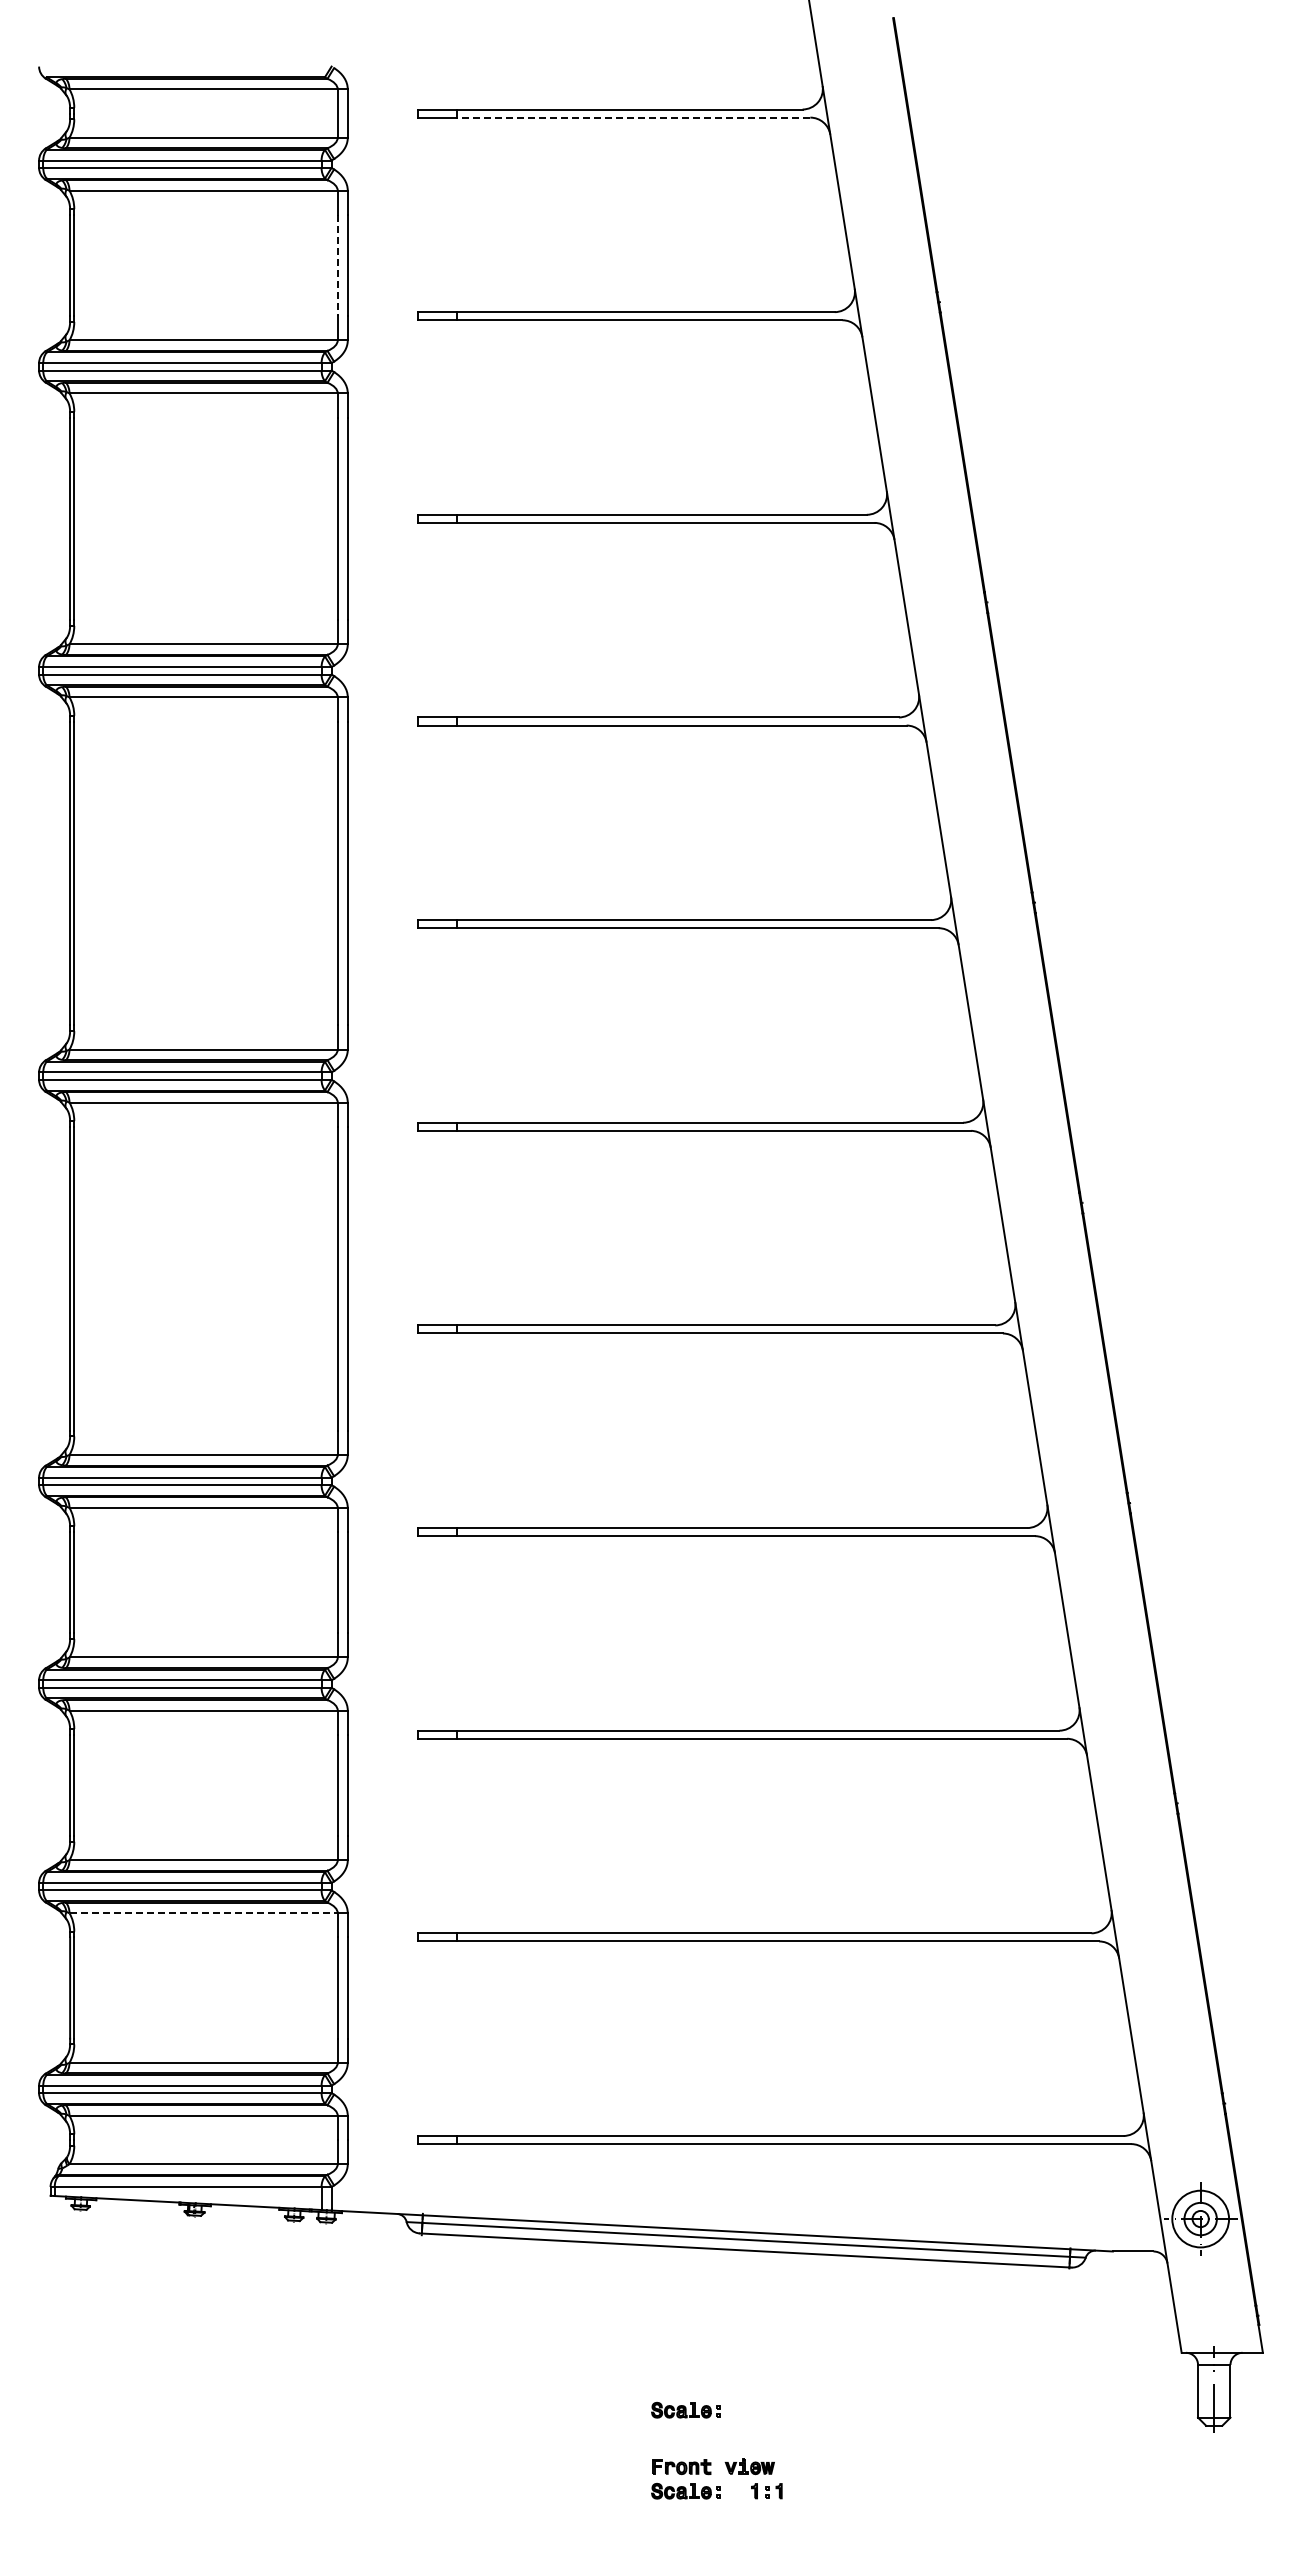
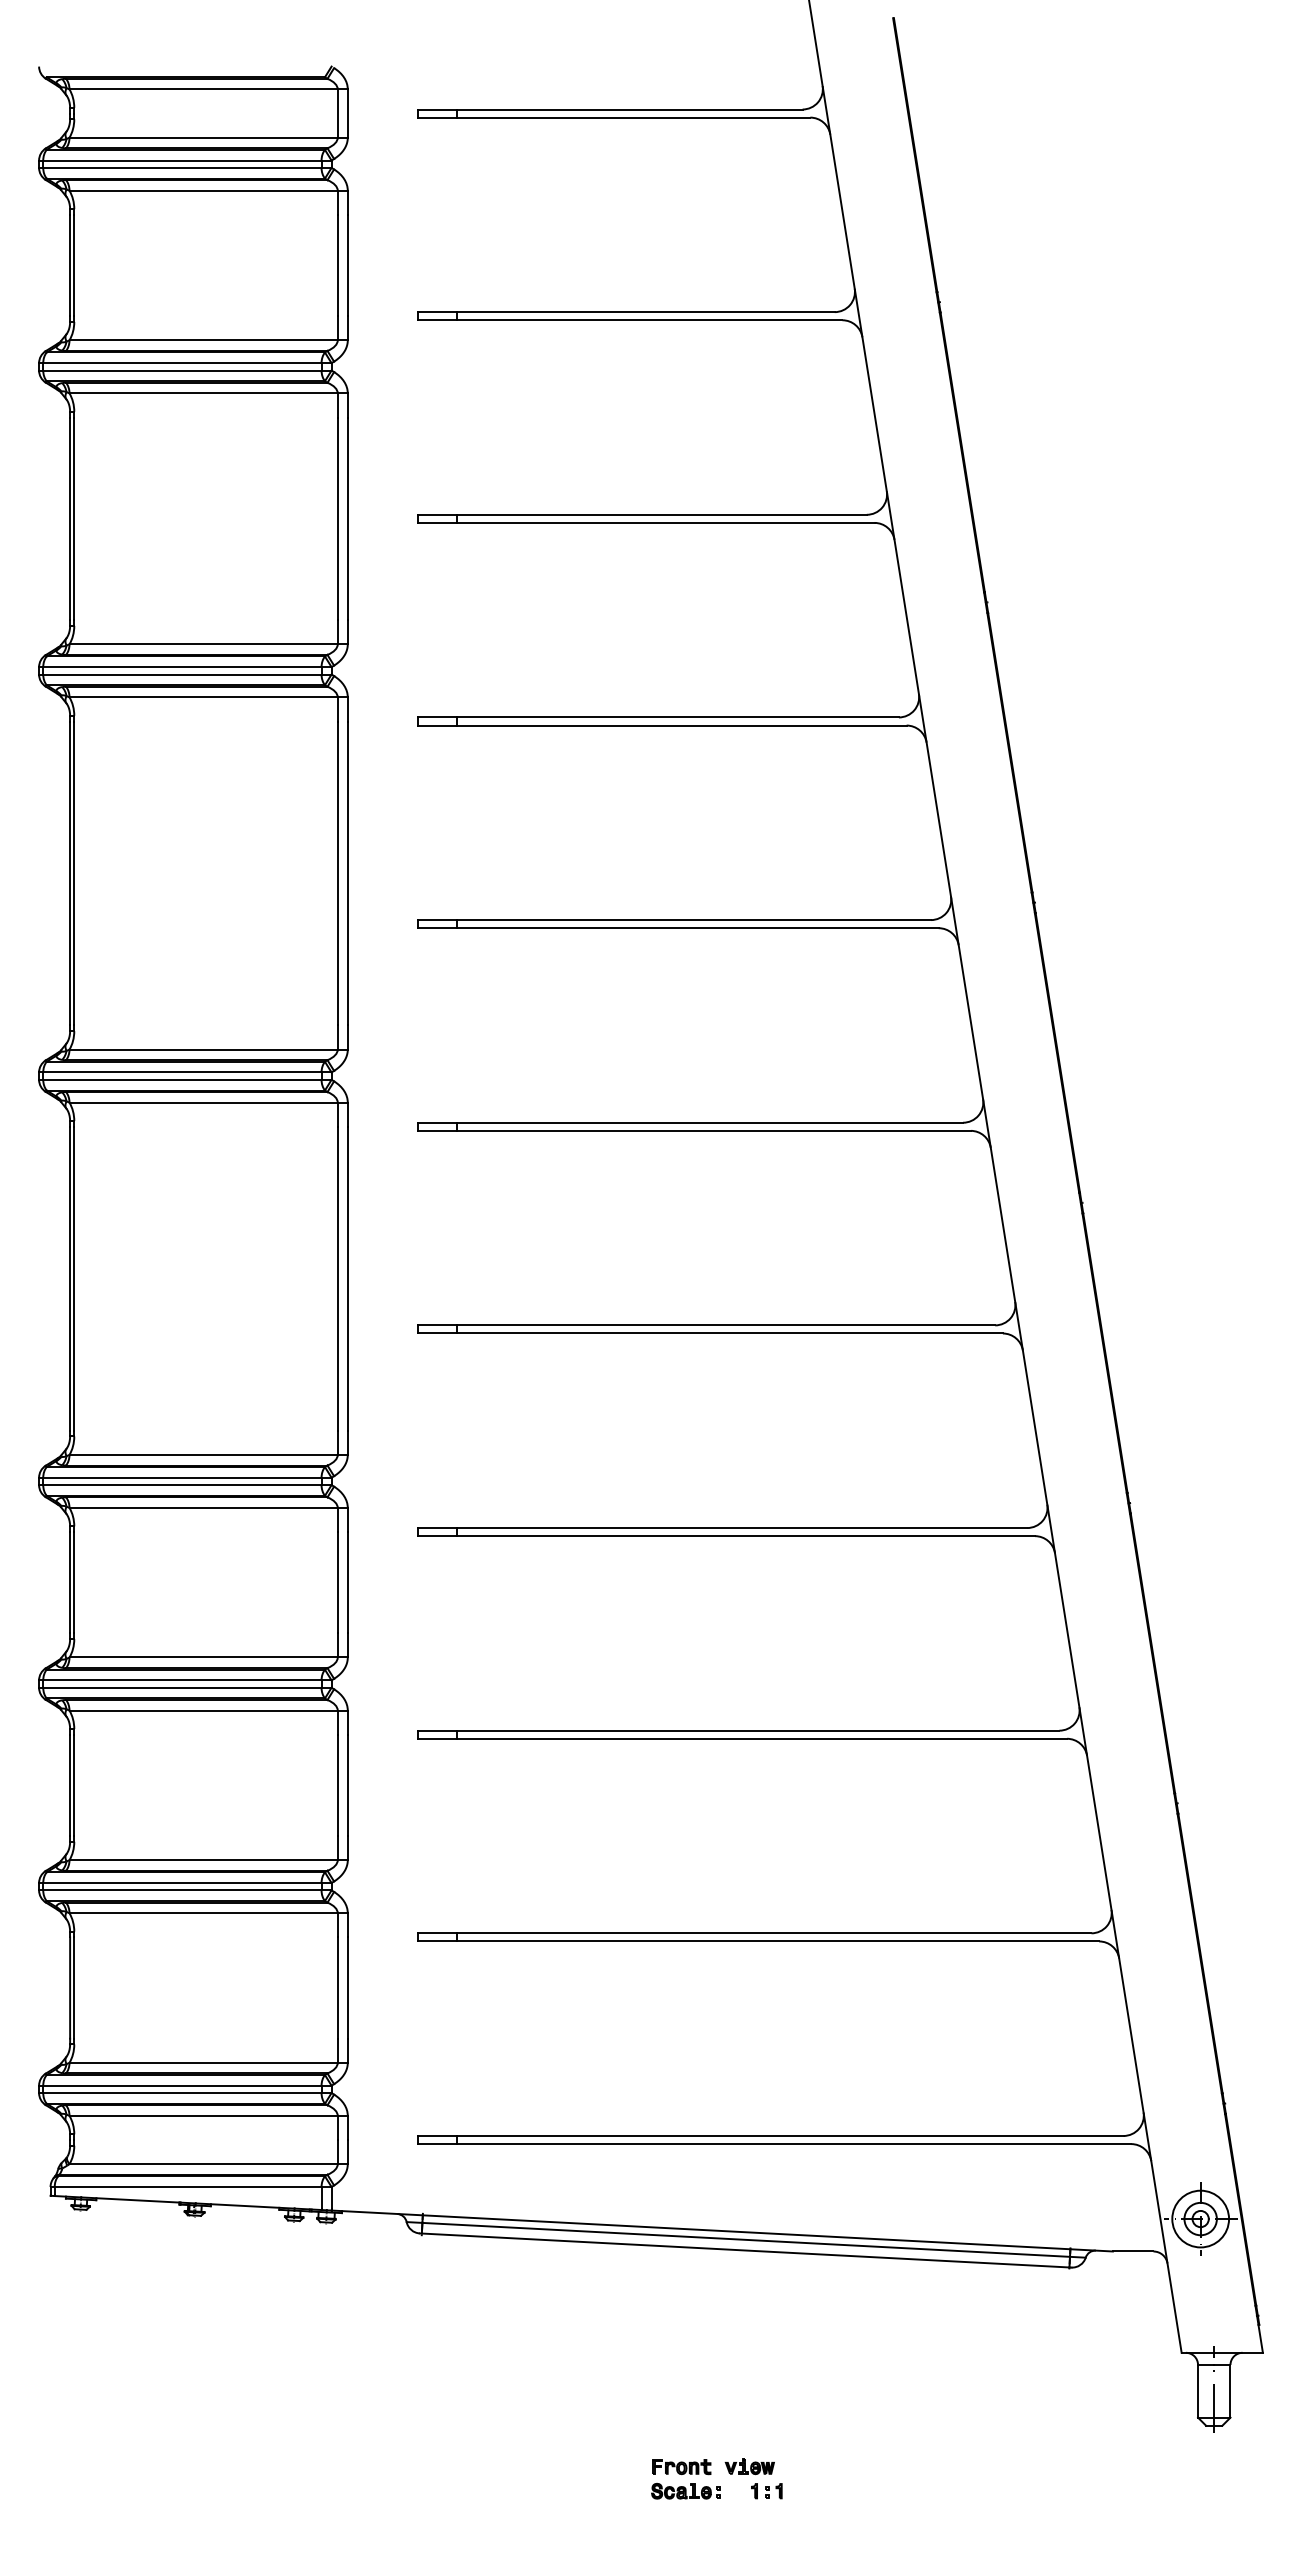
line: dashed -> solid (633, 117)
line: dashed -> solid (337, 265)
line: dashed -> solid (204, 1913)
part: present -> none (685, 2409)
